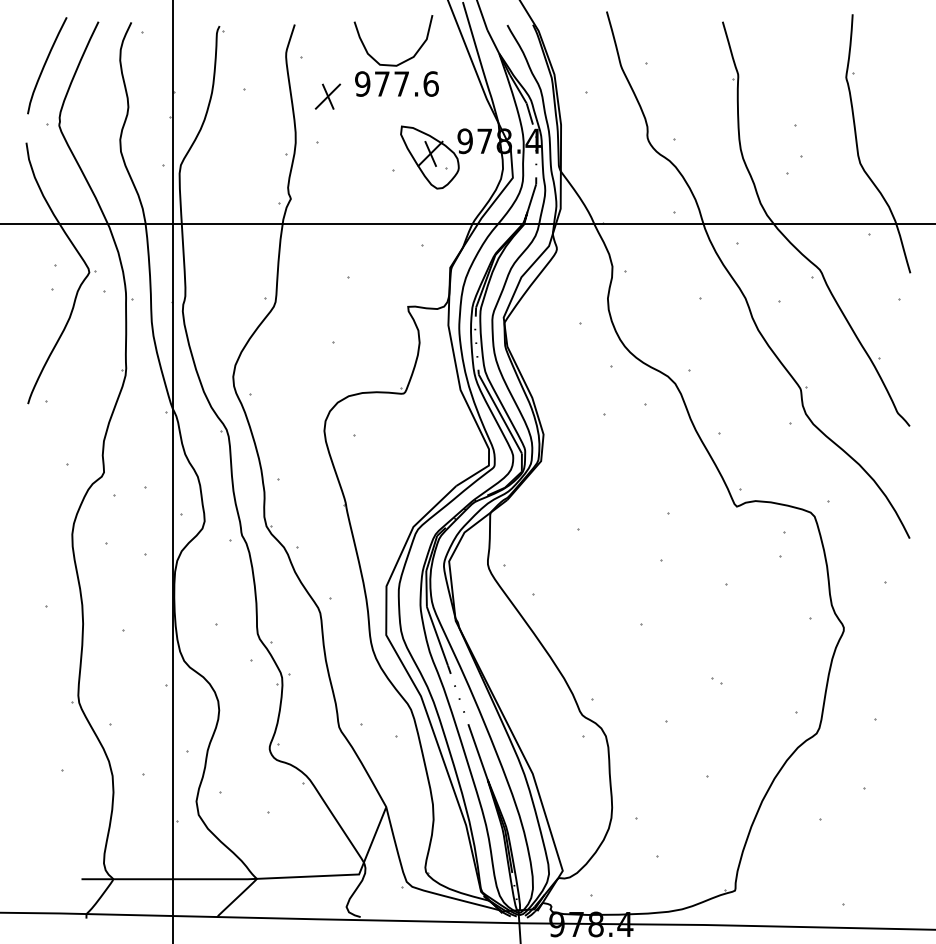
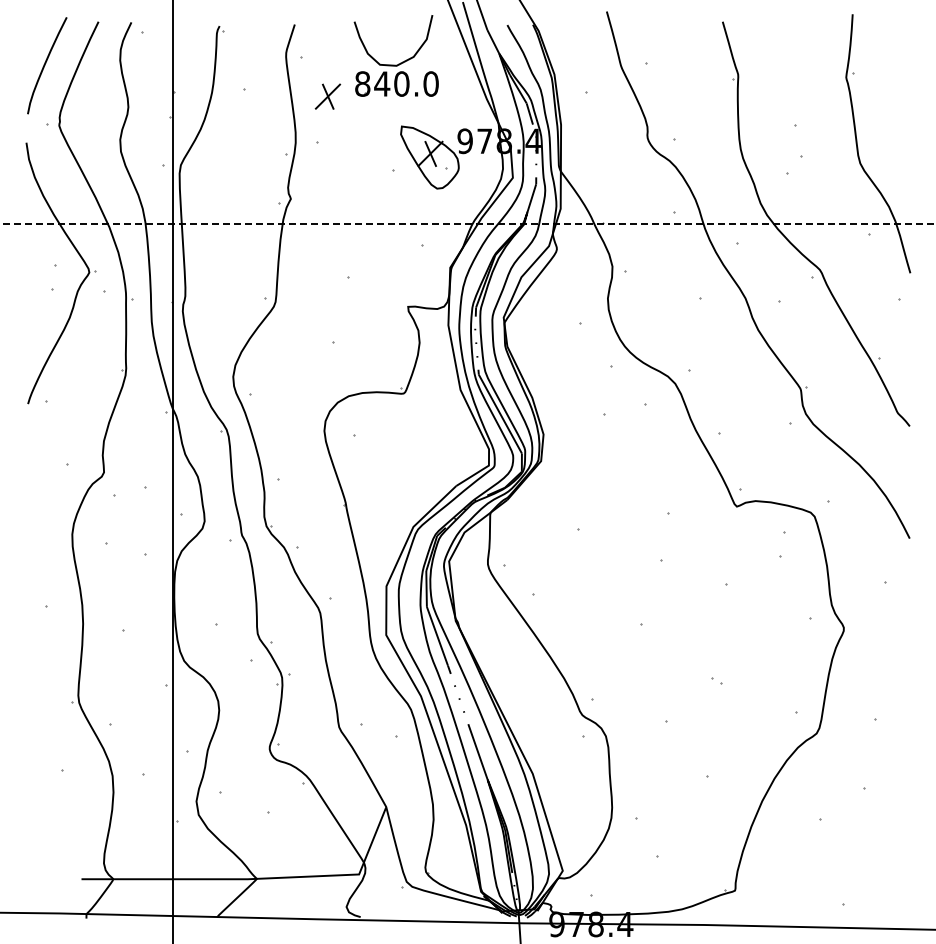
text: 977.6 -> 840.0 (396, 83)
line: solid -> dashed (468, 224)
